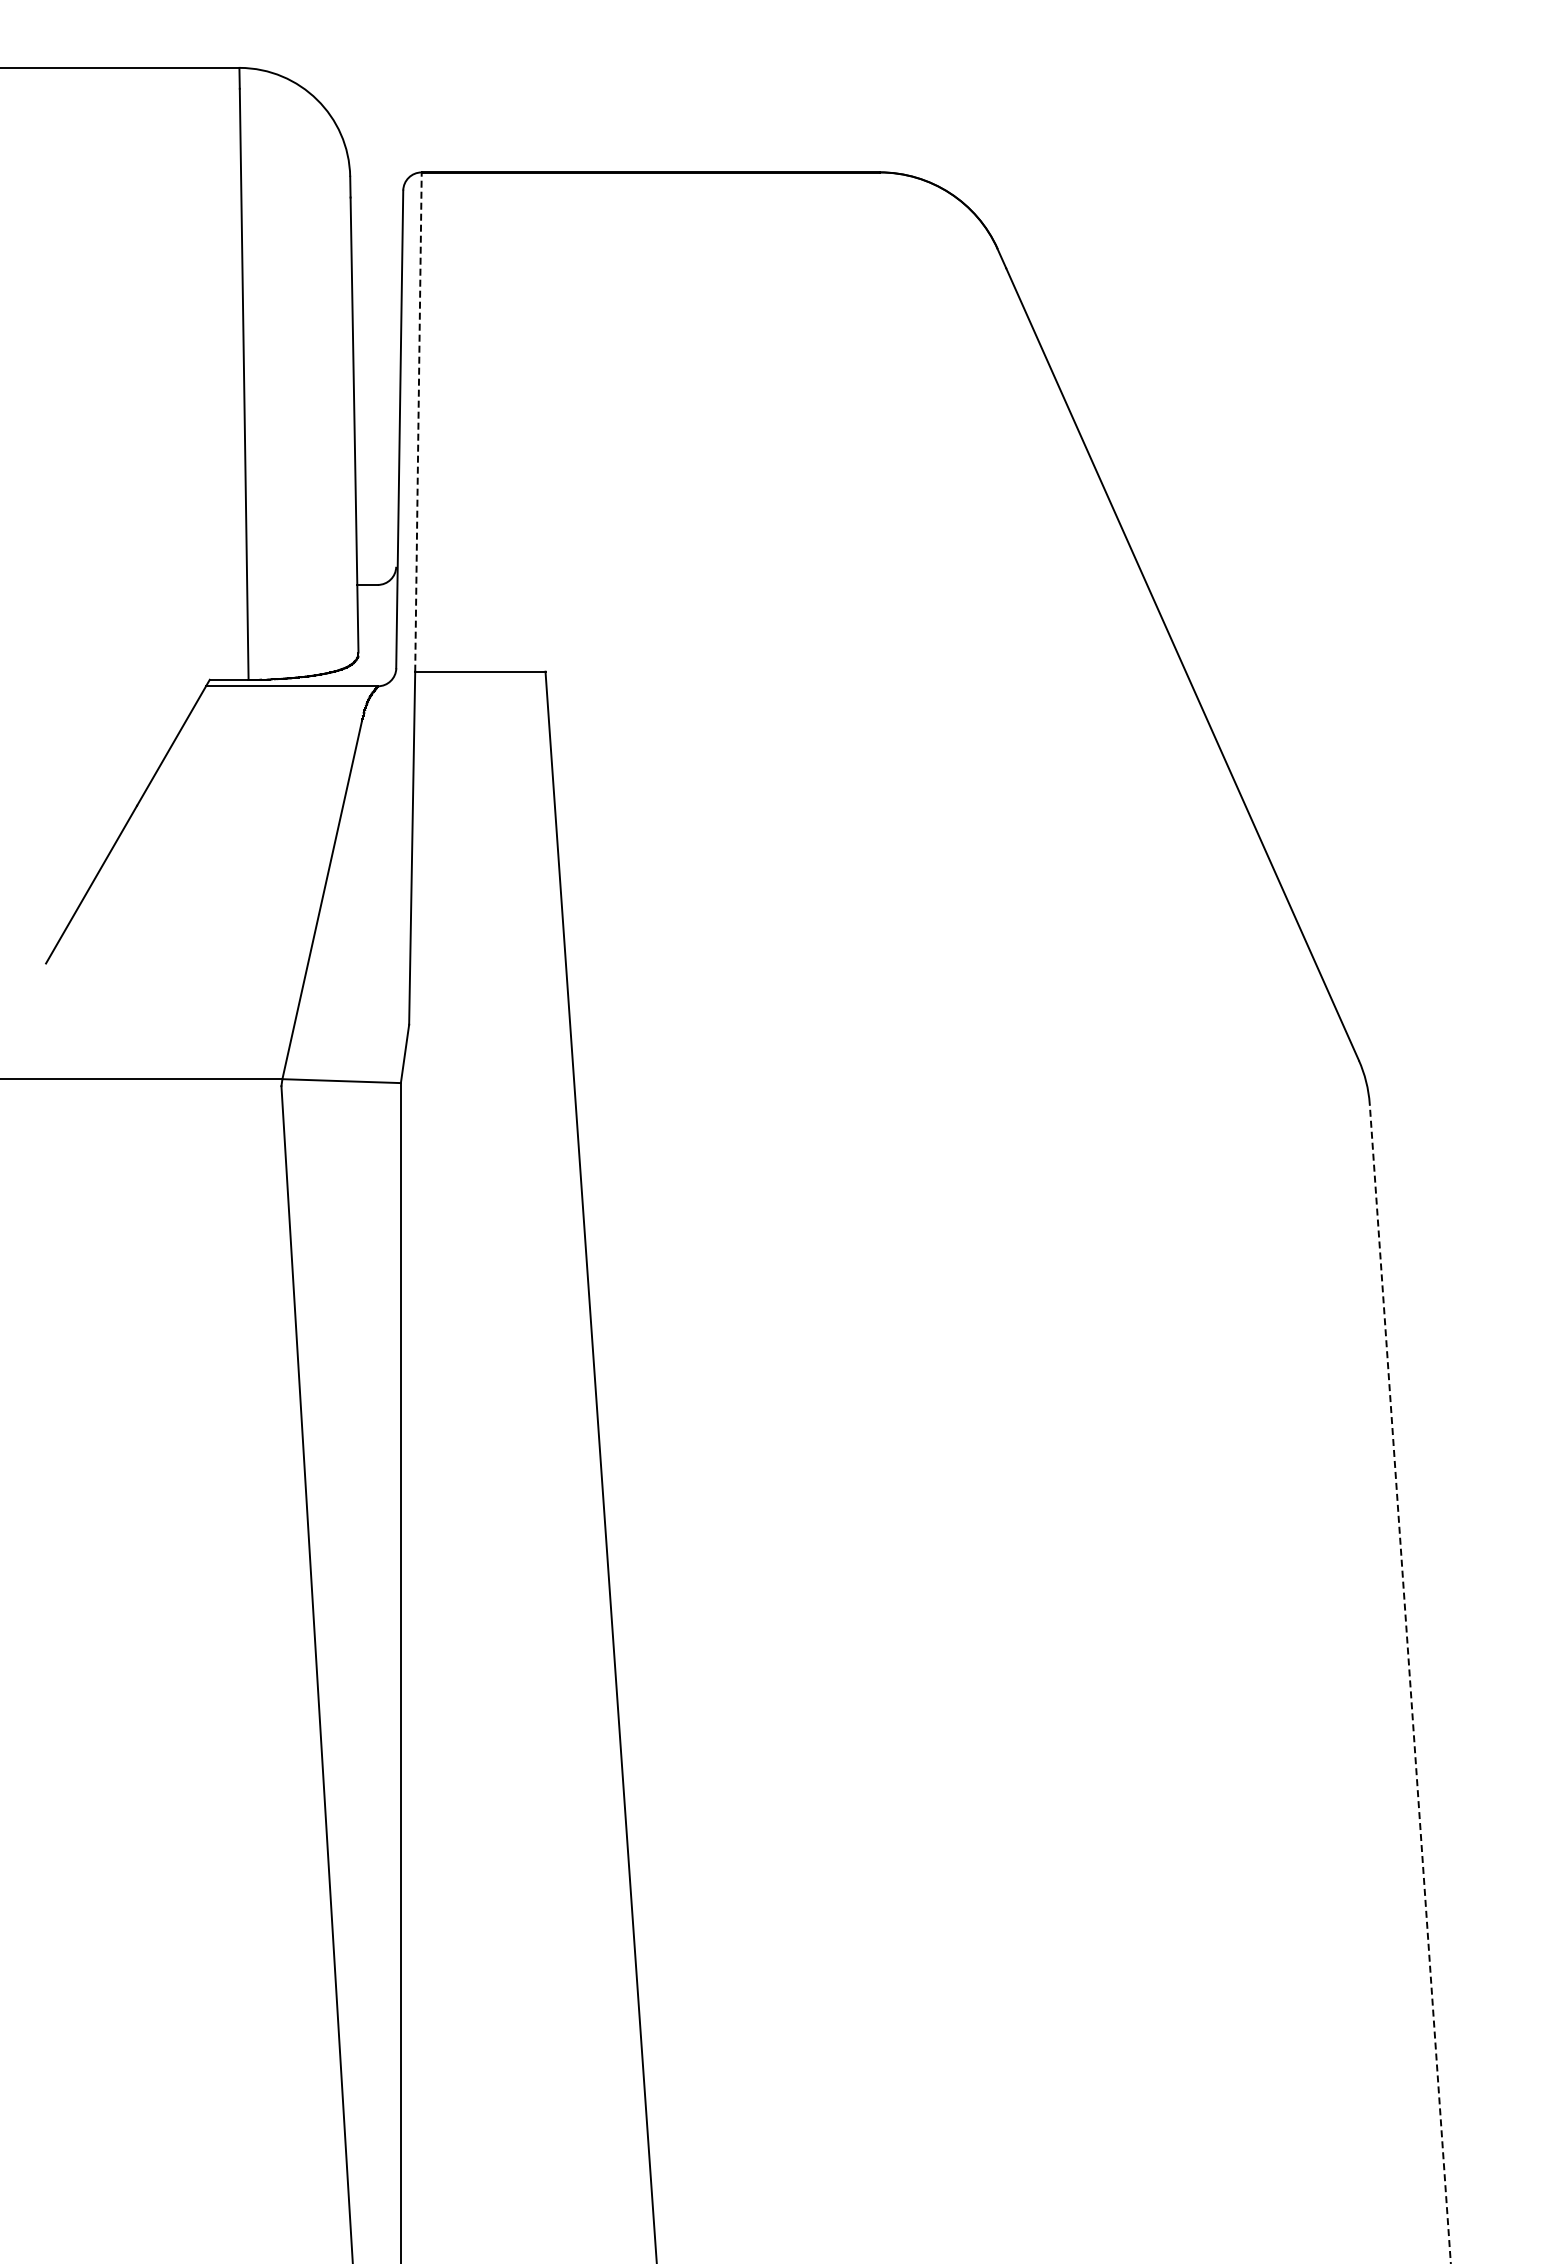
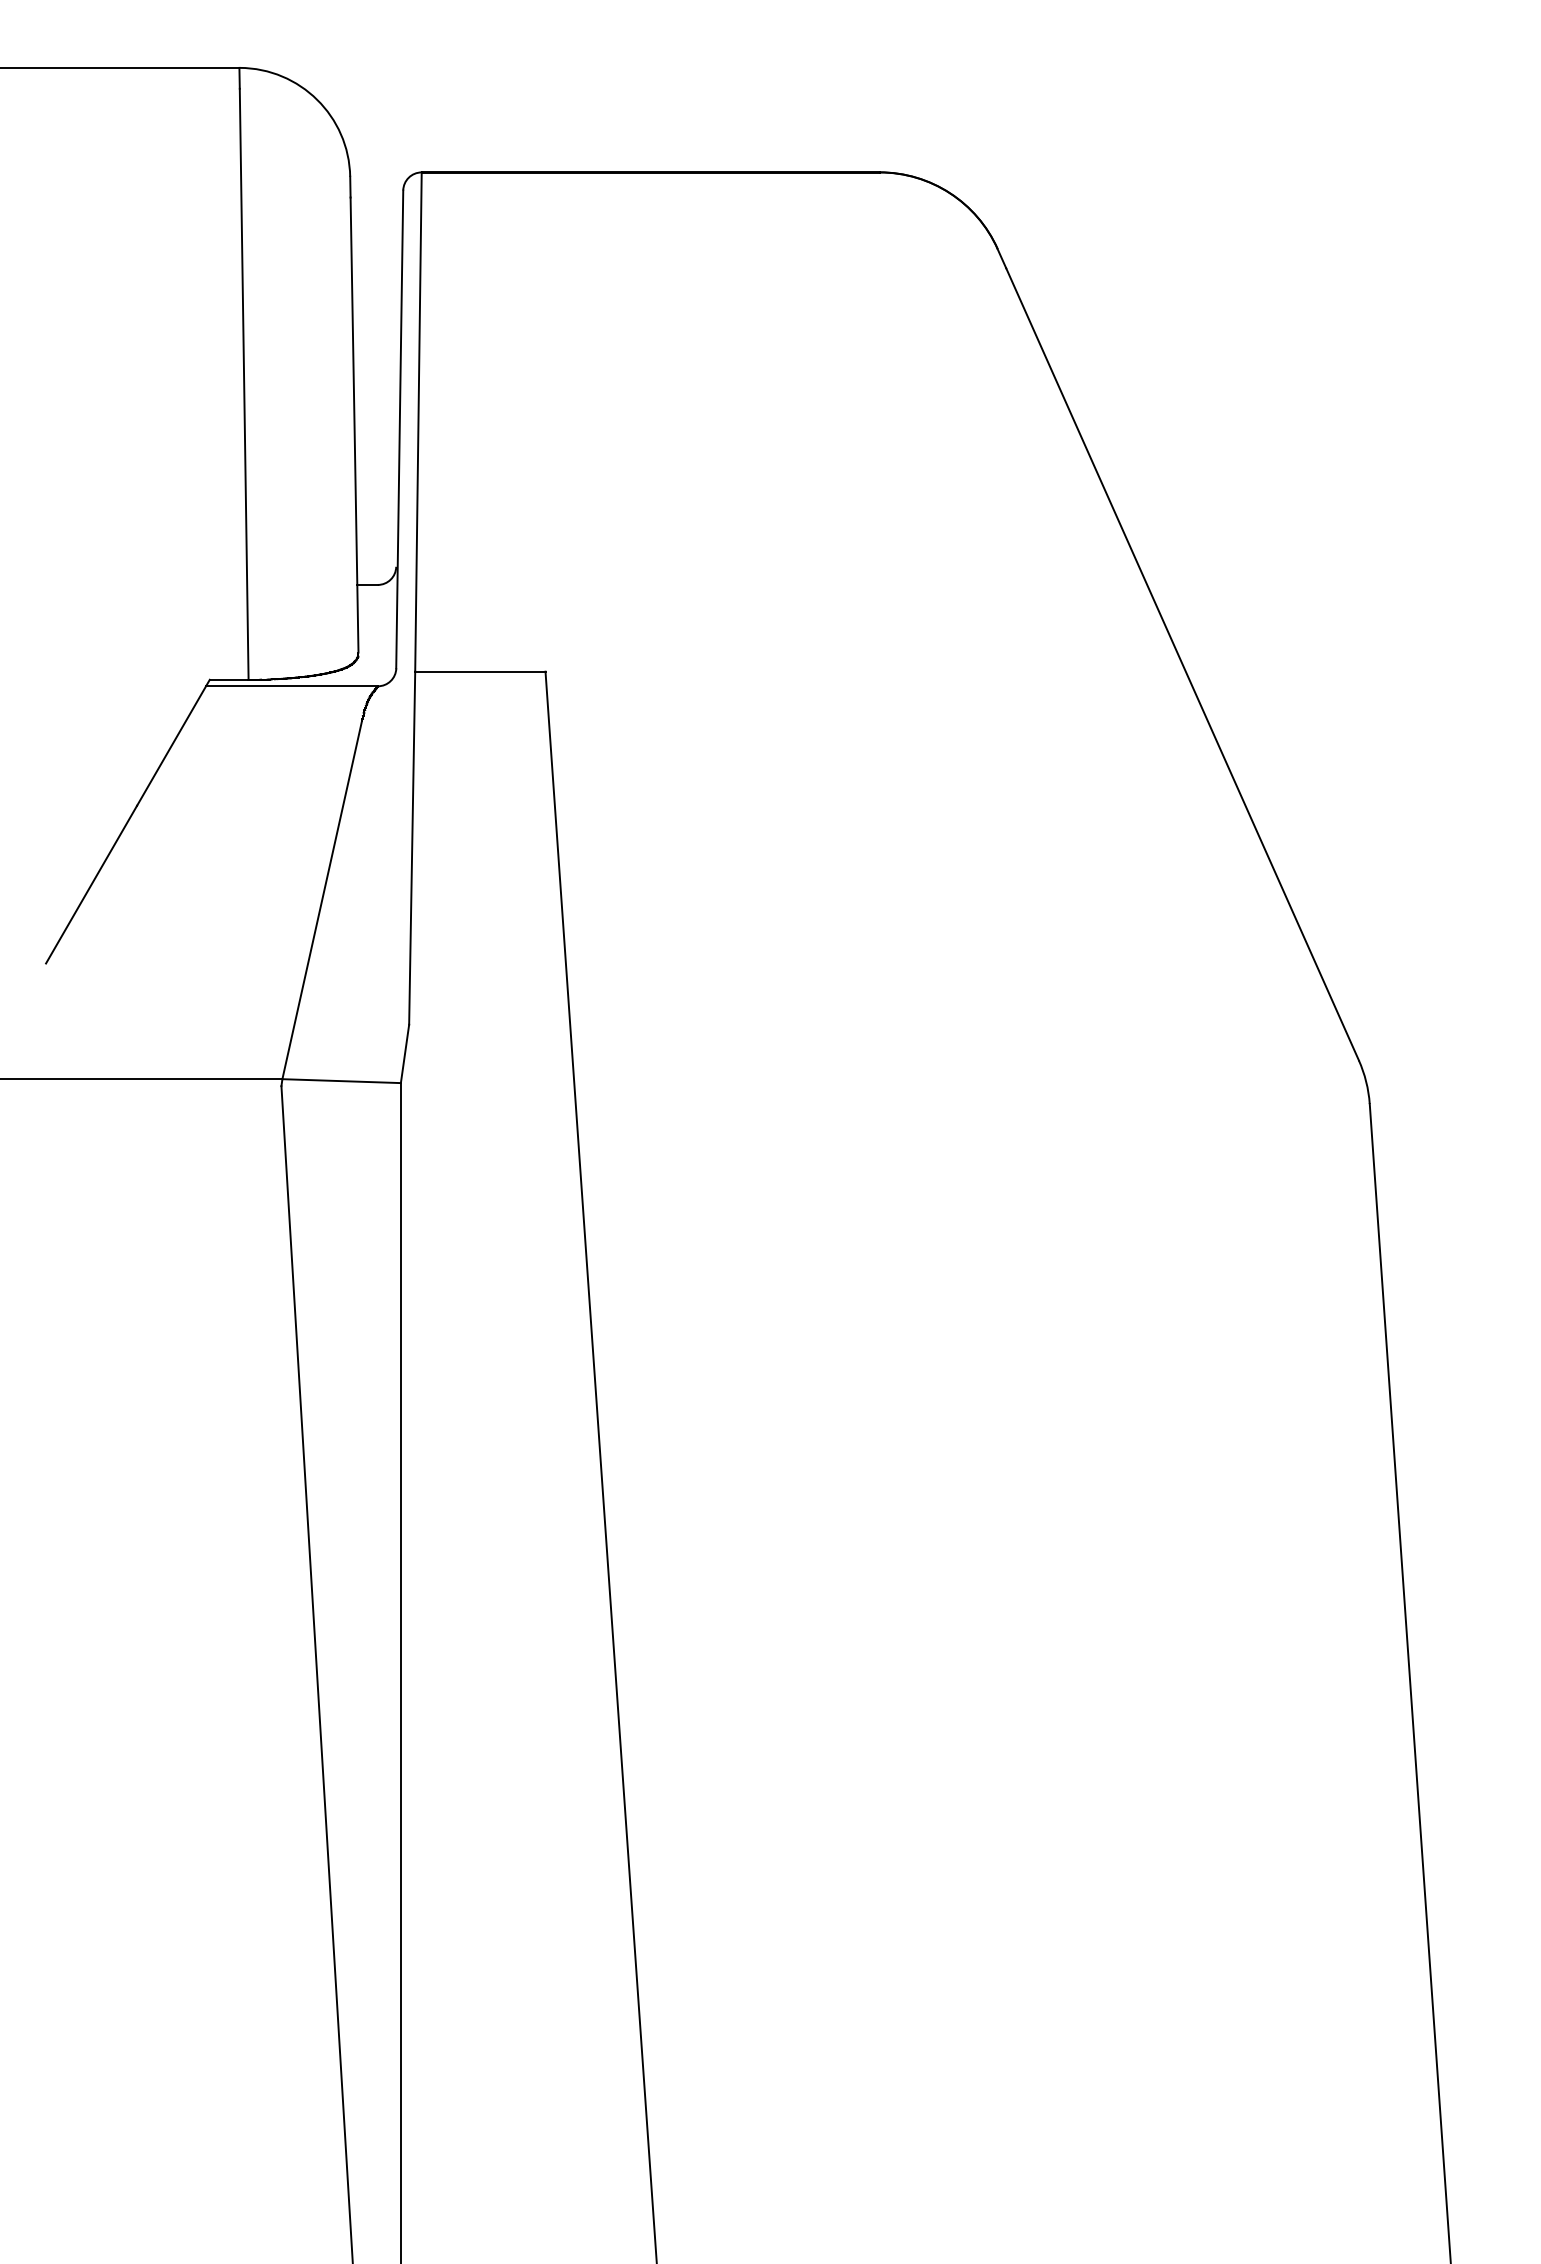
line: dashed -> solid (418, 422)
line: dashed -> solid (1410, 1683)
